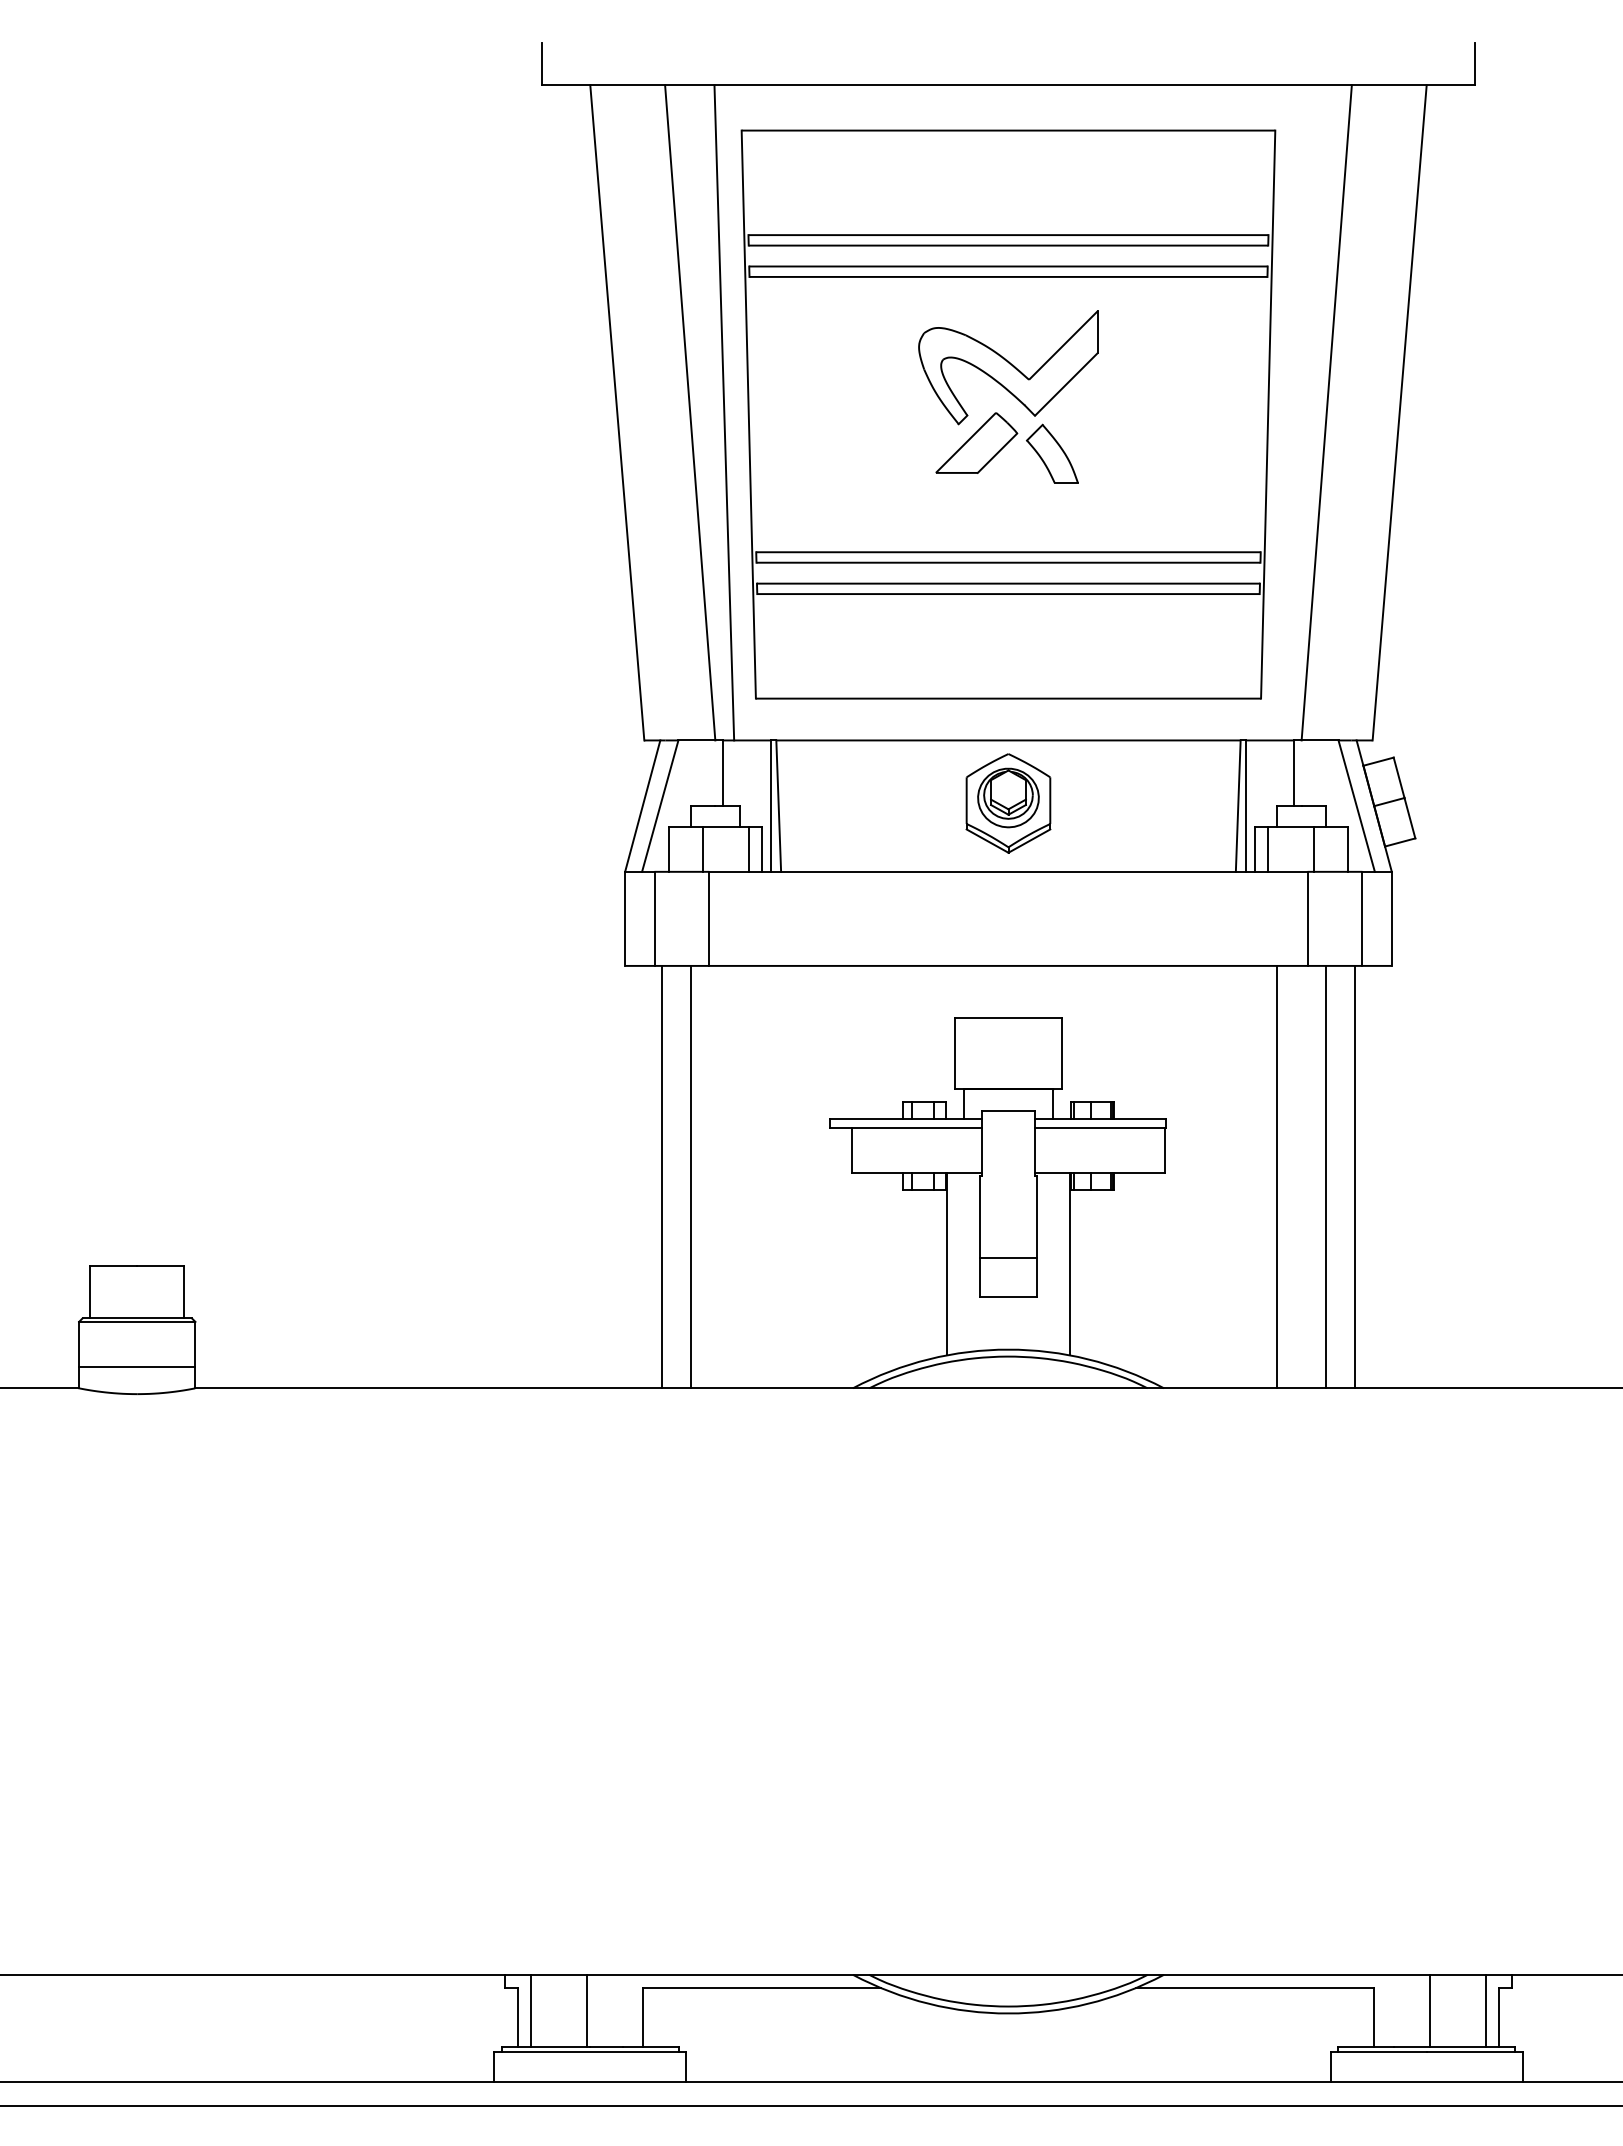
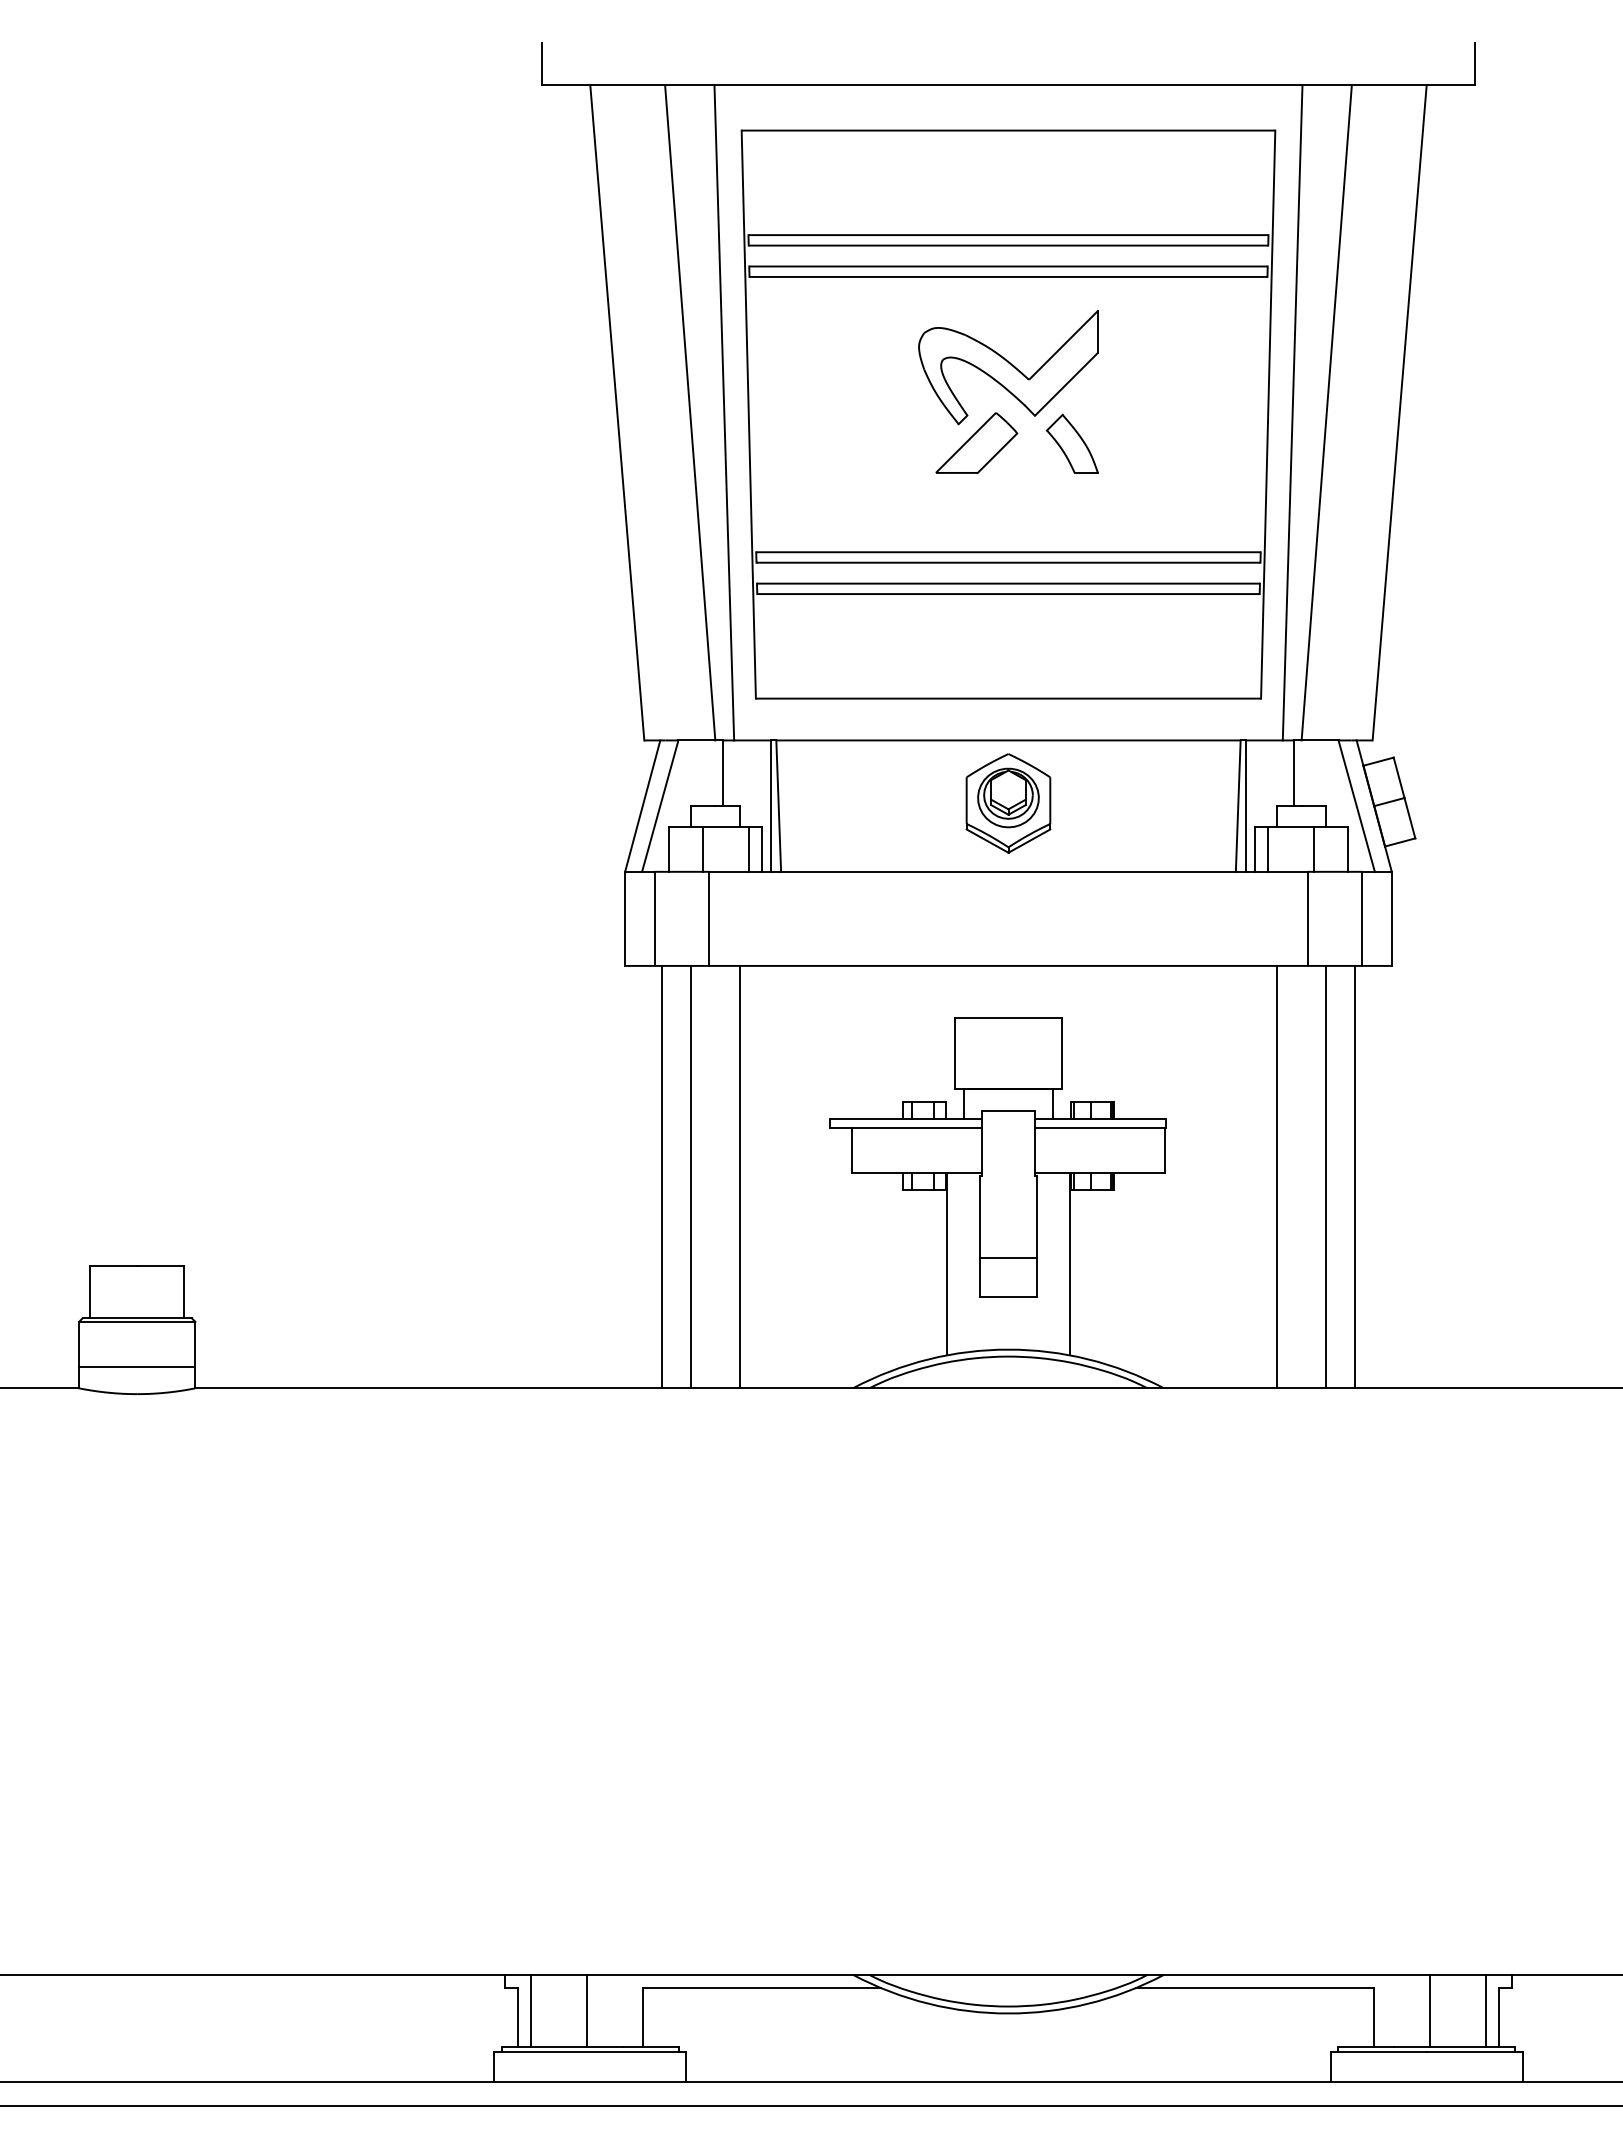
line: none -> present (1292, 412)
part position: (1052, 453) -> (1072, 443) (1072, 443)
line: none -> present (739, 1176)
